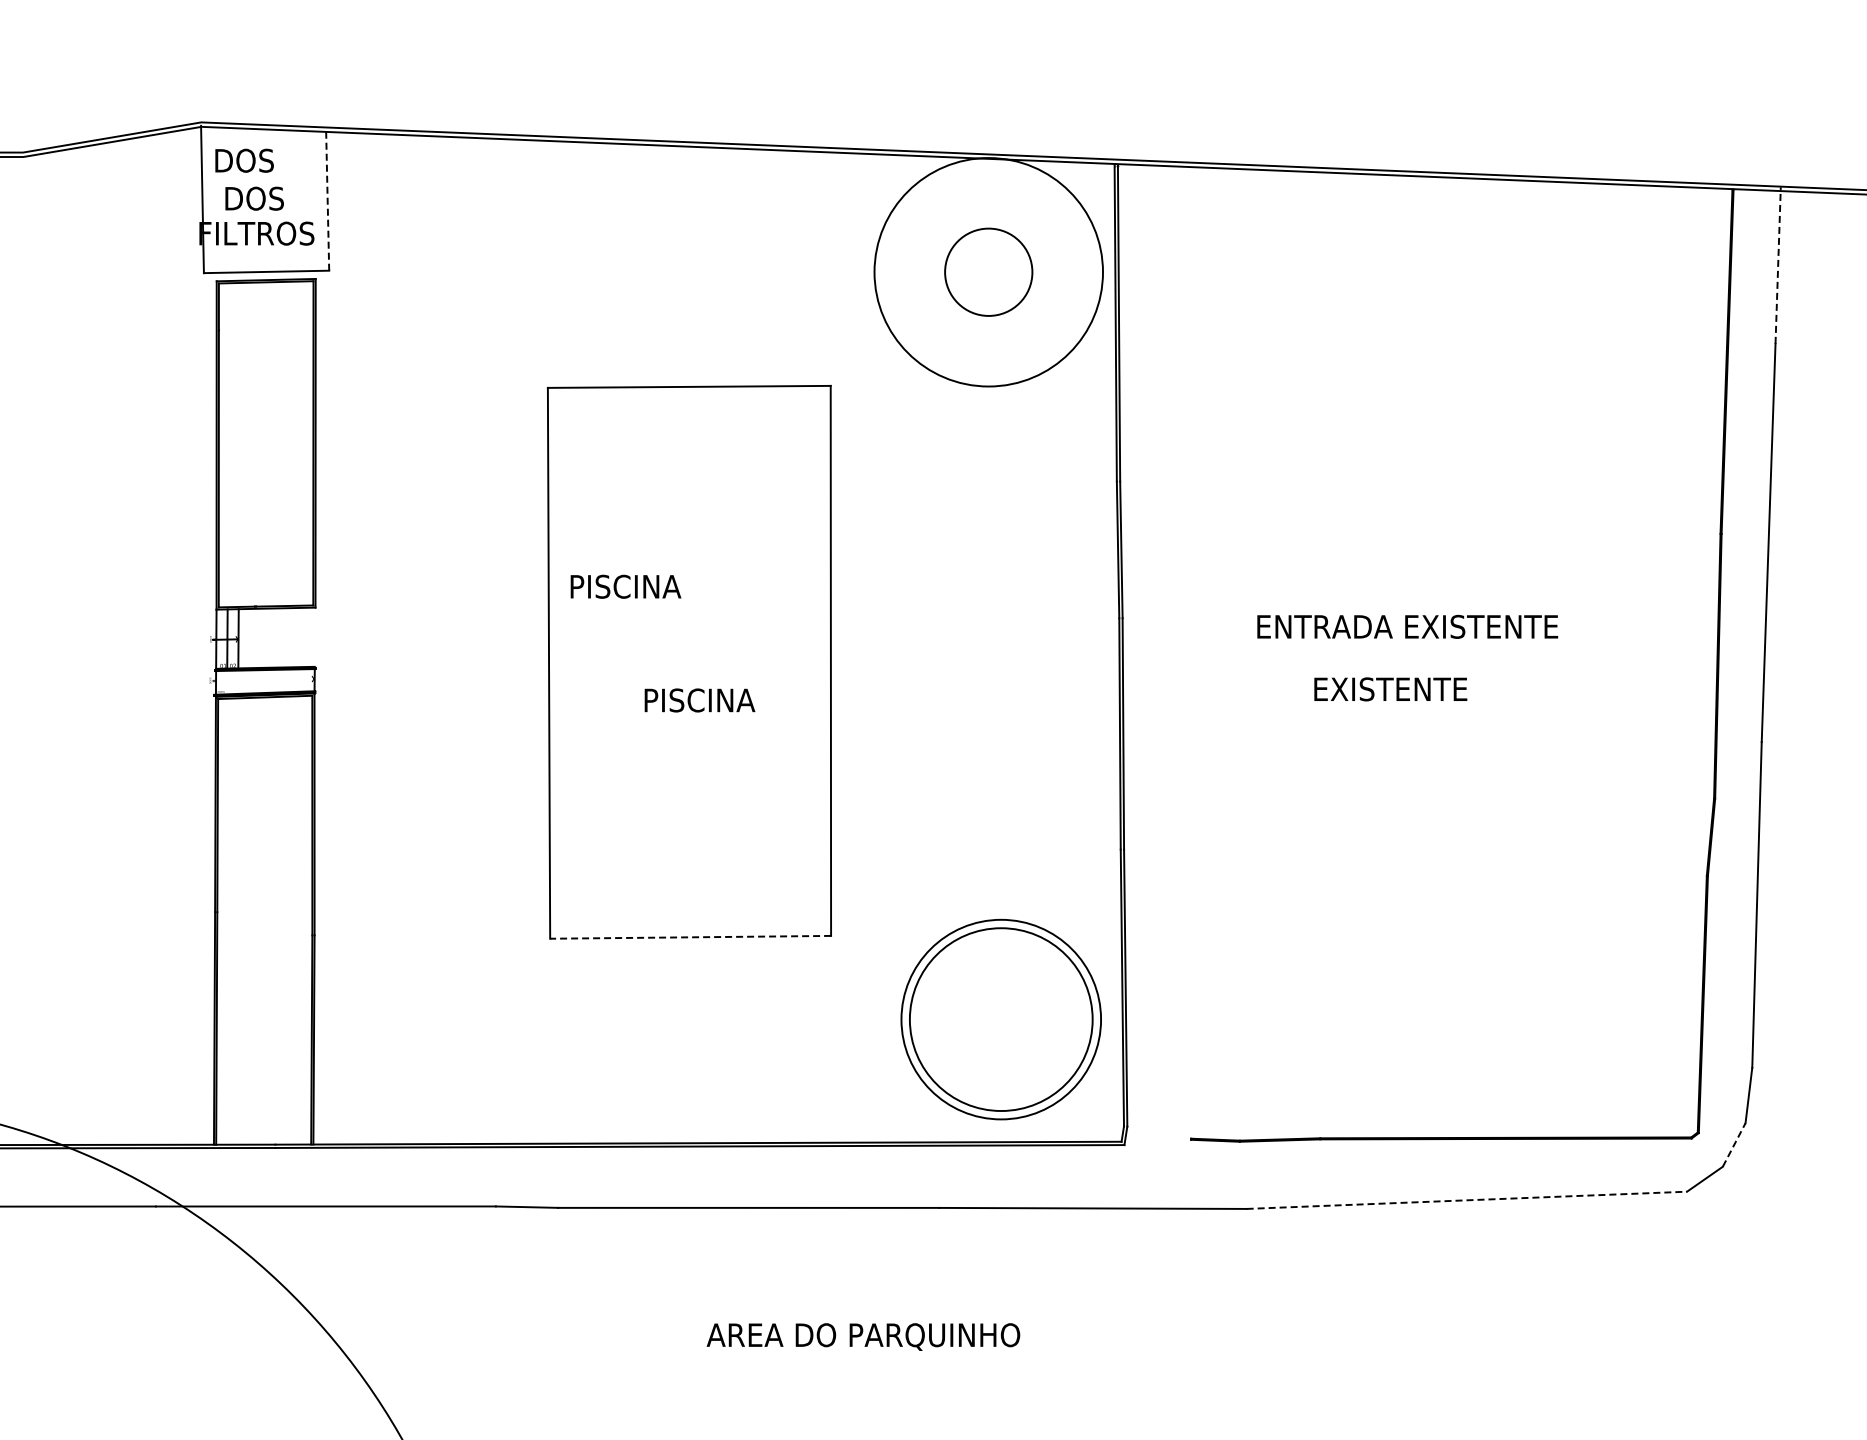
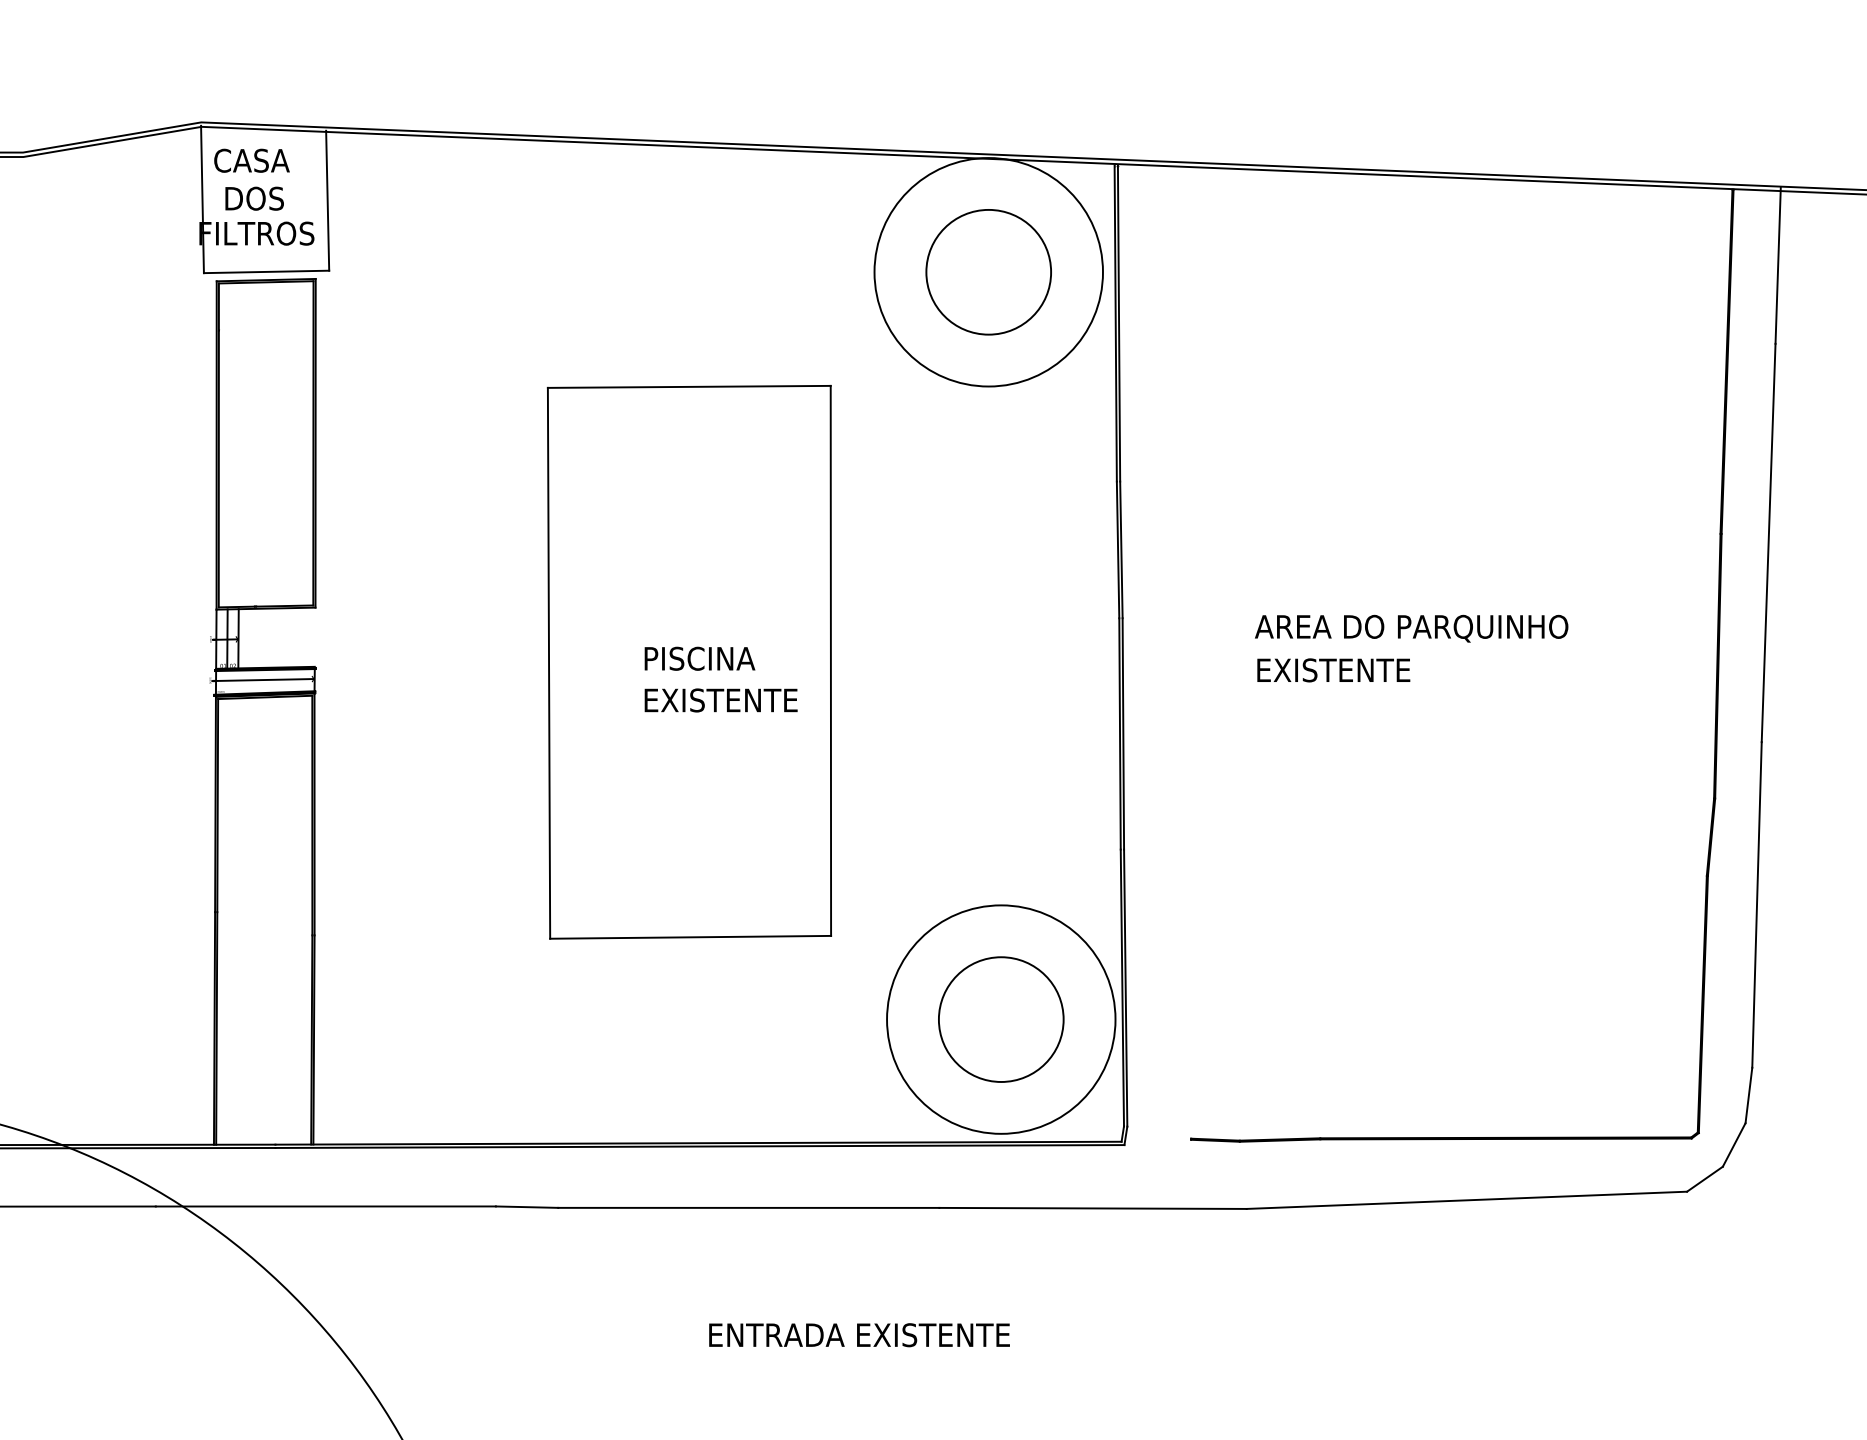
text: DOS -> CASA (251, 160)
line: dashed -> solid (327, 200)
line: dashed -> solid (1778, 265)
circle diameter: 87 px -> 125 px (988, 271)
text position: (625, 586) -> (699, 658) (699, 658)
text: ENTRADA EXISTENTE -> AREA DO PARQUINHO (1411, 628)
line: none -> present (262, 680)
text position: (1390, 689) -> (1333, 670) (1333, 670)
text: PISCINA -> EXISTENTE (722, 700)
line: dashed -> solid (690, 937)
circle diameter: 183 px -> 228 px (1001, 1019)
circle diameter: 200 px -> 125 px (1000, 1019)
line: dashed -> solid (1734, 1144)
line: dashed -> solid (1467, 1200)
text: AREA DO PARQUINHO -> ENTRADA EXISTENTE (863, 1336)
